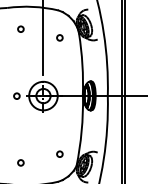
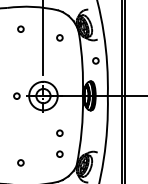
part: none -> present (95, 60)
part: none -> present (59, 132)
